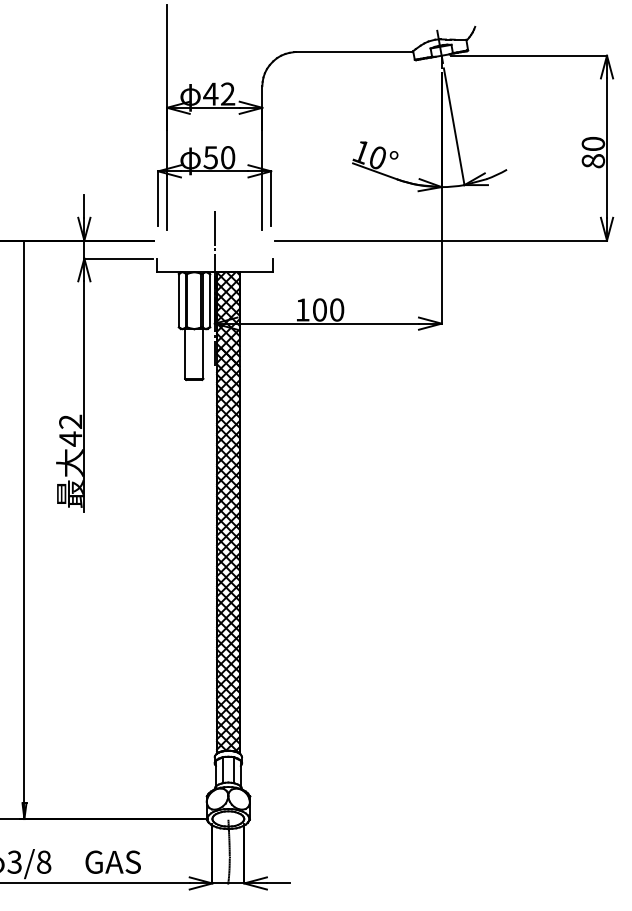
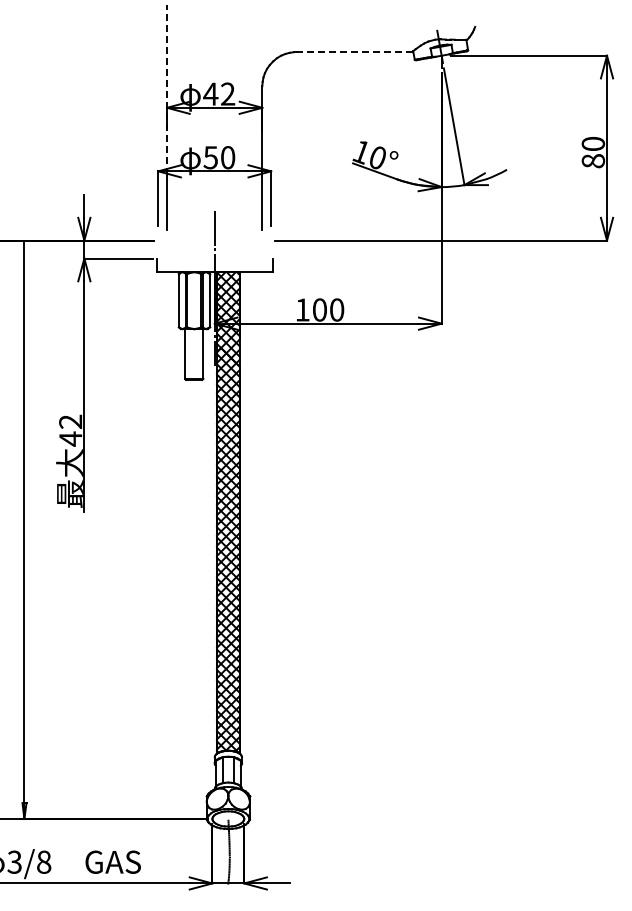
line: solid -> dashed (354, 52)
line: solid -> dashed (167, 89)
